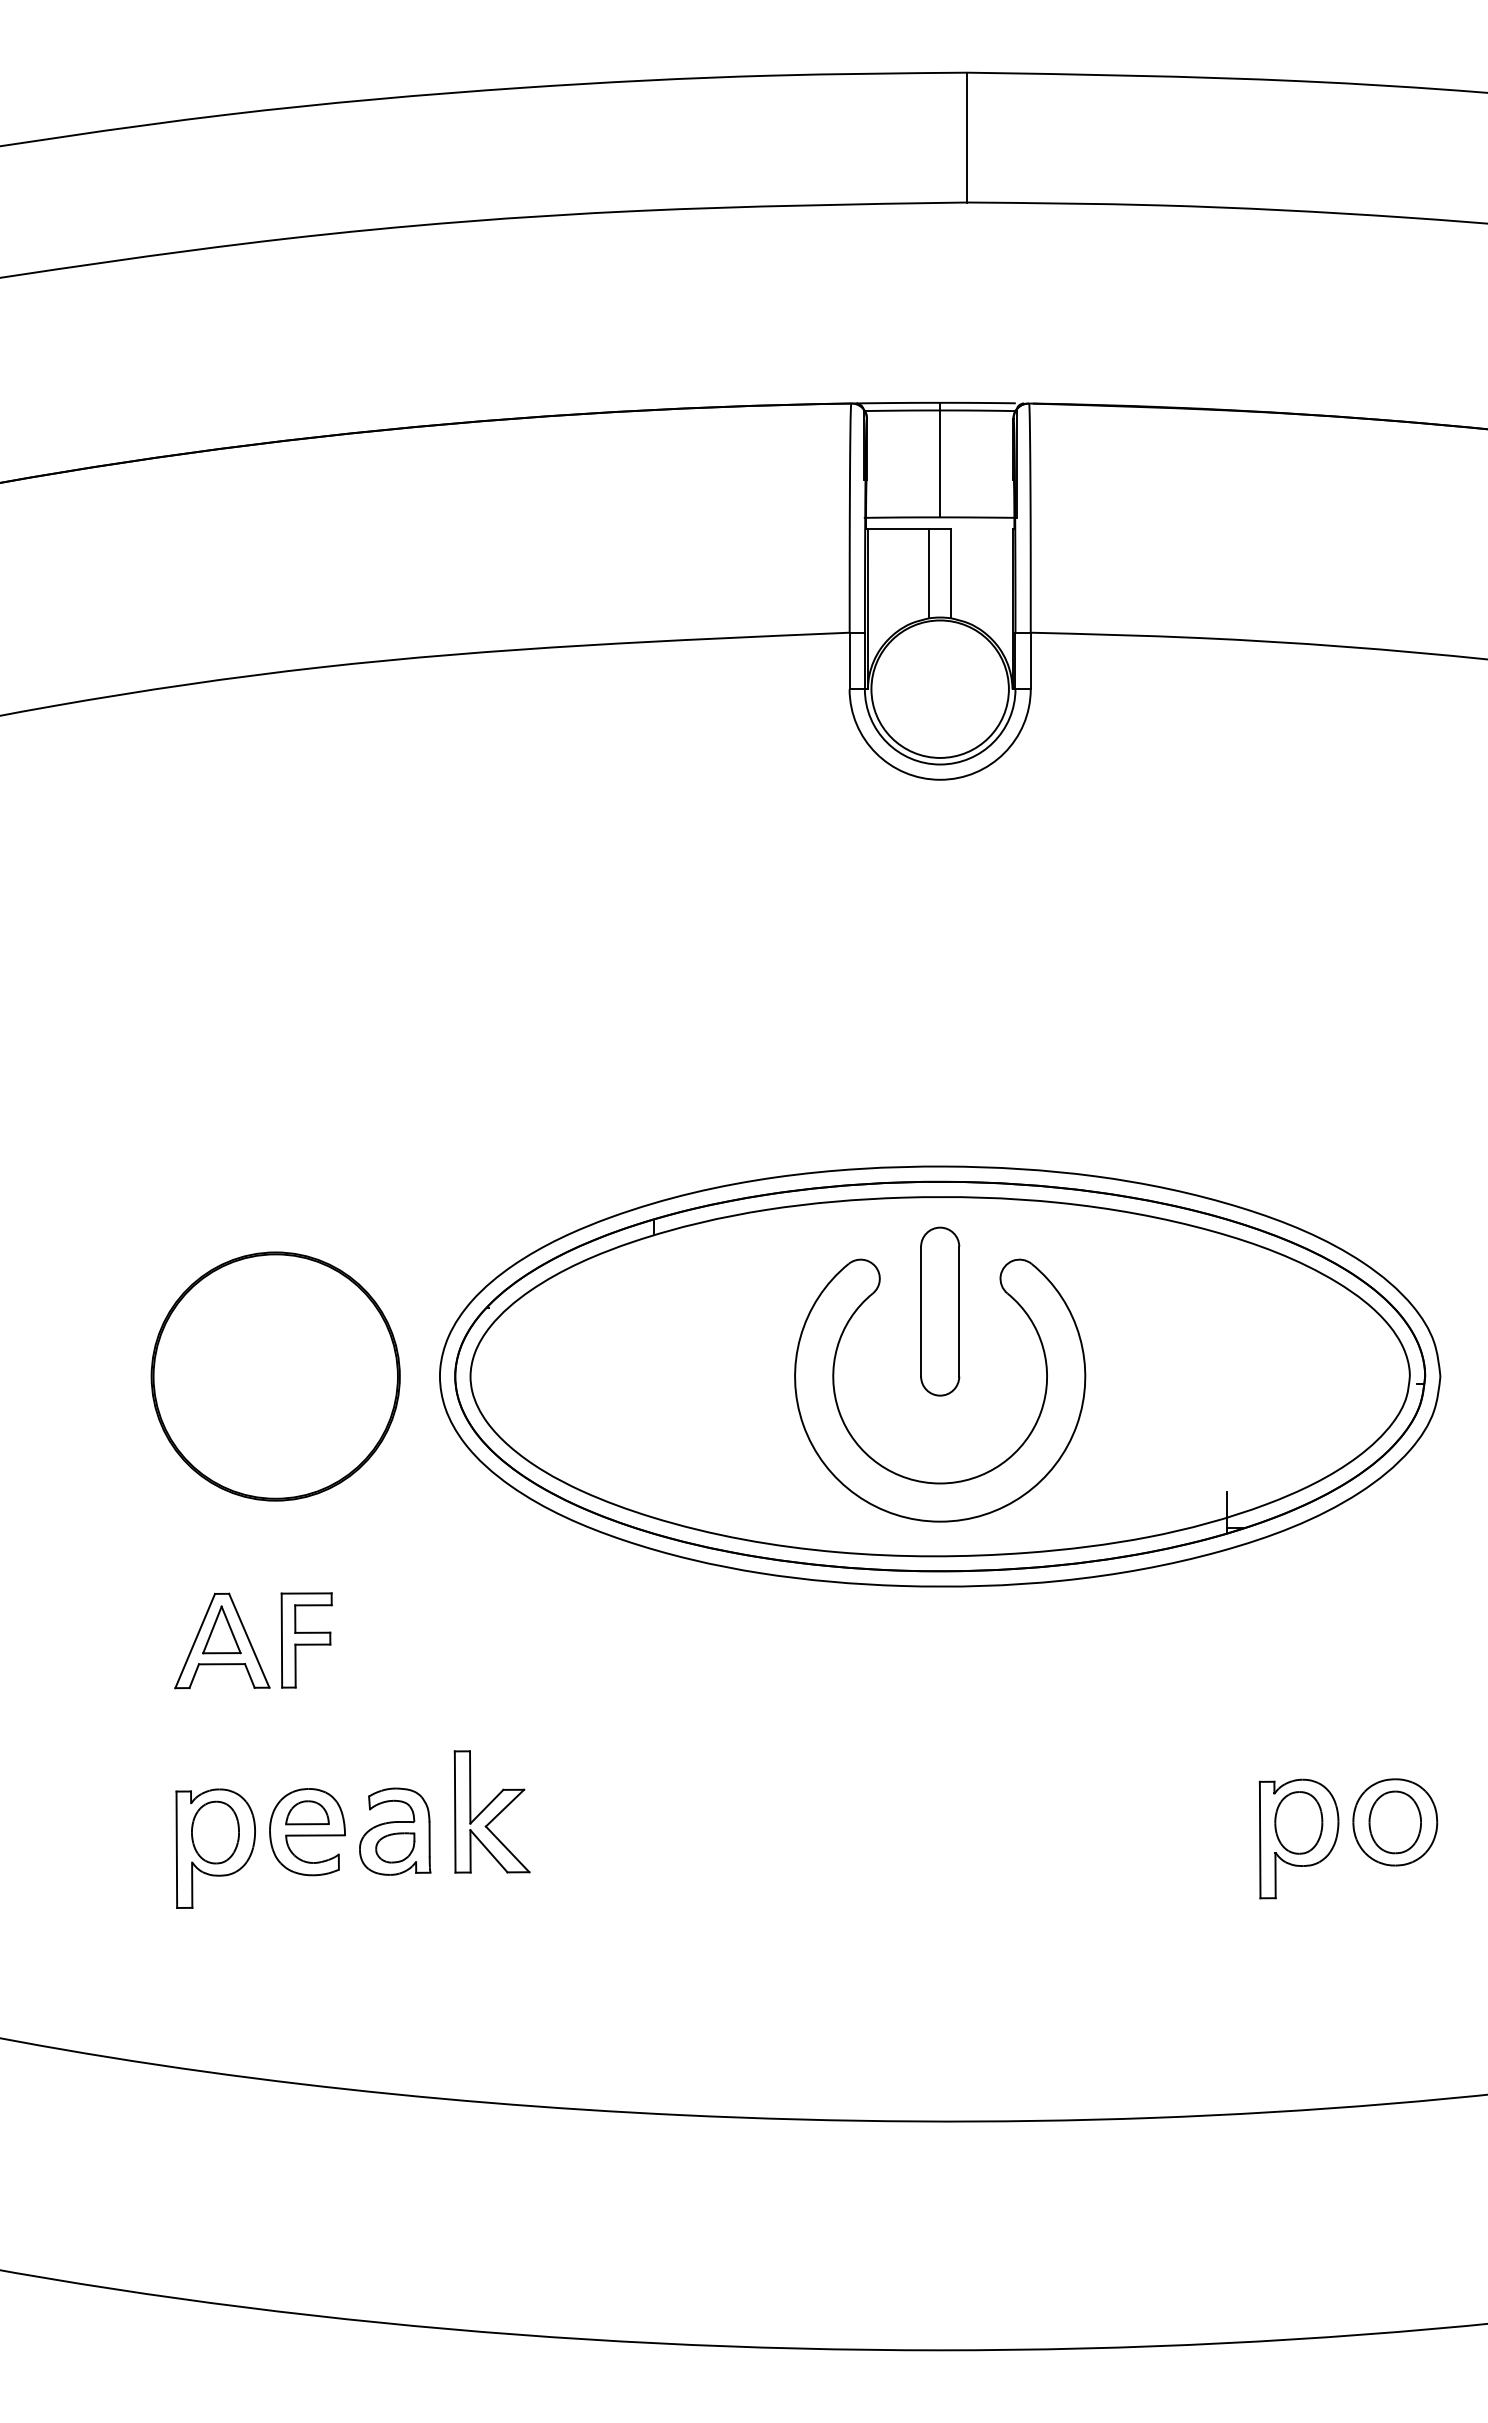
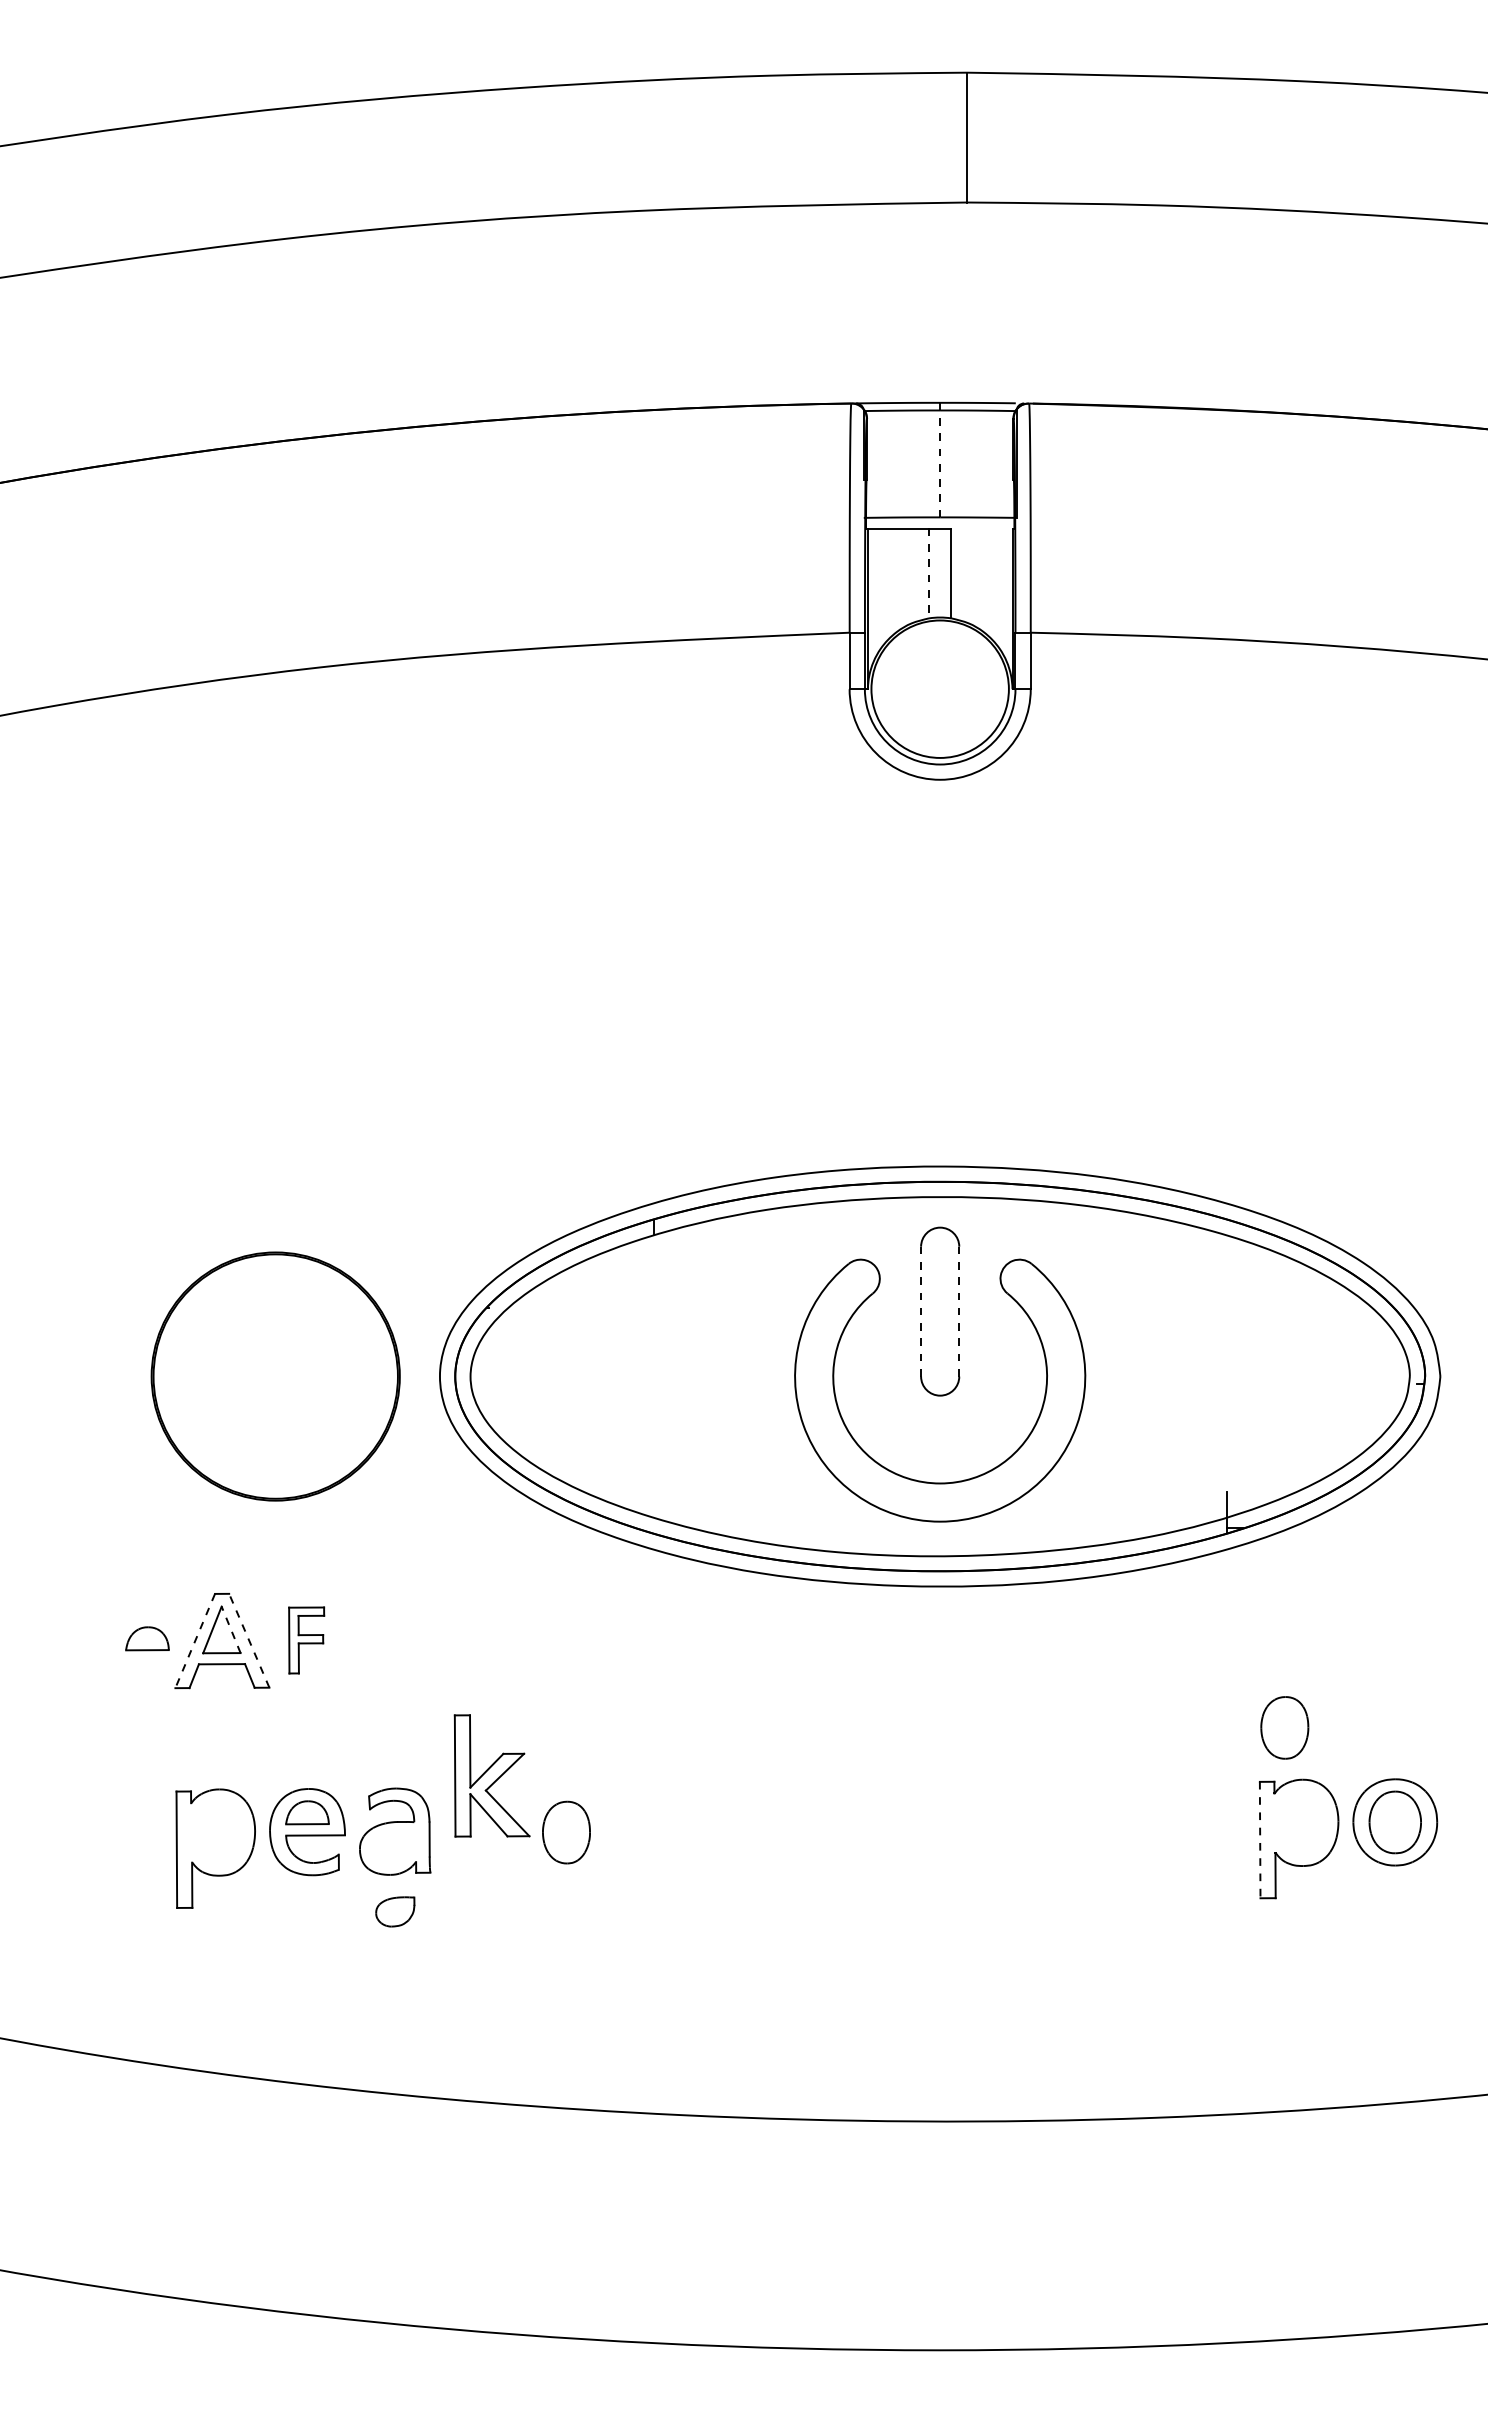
line: solid -> dashed (940, 463)
line: solid -> dashed (929, 573)
line: solid -> dashed (921, 1311)
line: solid -> dashed (959, 1311)
line: solid -> dashed (230, 1629)
part: none -> present (147, 1638)
line: solid -> dashed (249, 1640)
part size: 53x97 px -> 38x69 px (306, 1640)
line: solid -> dashed (195, 1641)
part position: (491, 1811) -> (491, 1775) (491, 1775)
part position: (1298, 1822) -> (1284, 1727) (1284, 1727)
part position: (215, 1832) -> (566, 1832) (566, 1832)
line: solid -> dashed (1260, 1840)
part position: (395, 1847) -> (395, 1911) (395, 1911)
